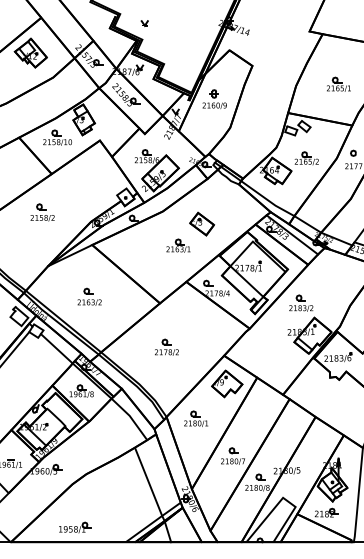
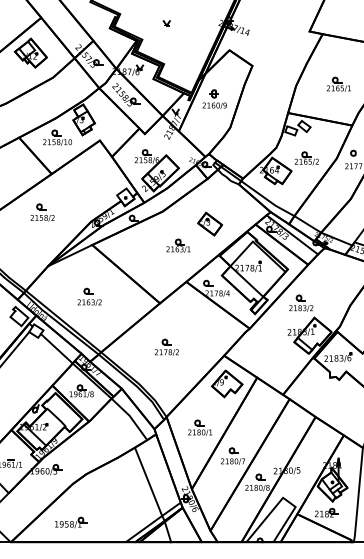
part position: (144, 23) -> (166, 23) (166, 23)
part position: (202, 223) -> (210, 223) (210, 223)
part position: (196, 418) -> (200, 427) (200, 427)
part position: (75, 527) -> (71, 522) (71, 522)
